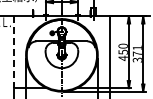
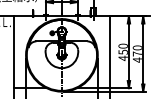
line: dashed -> solid (14, 52)
text: 371 -> 470 (136, 53)
